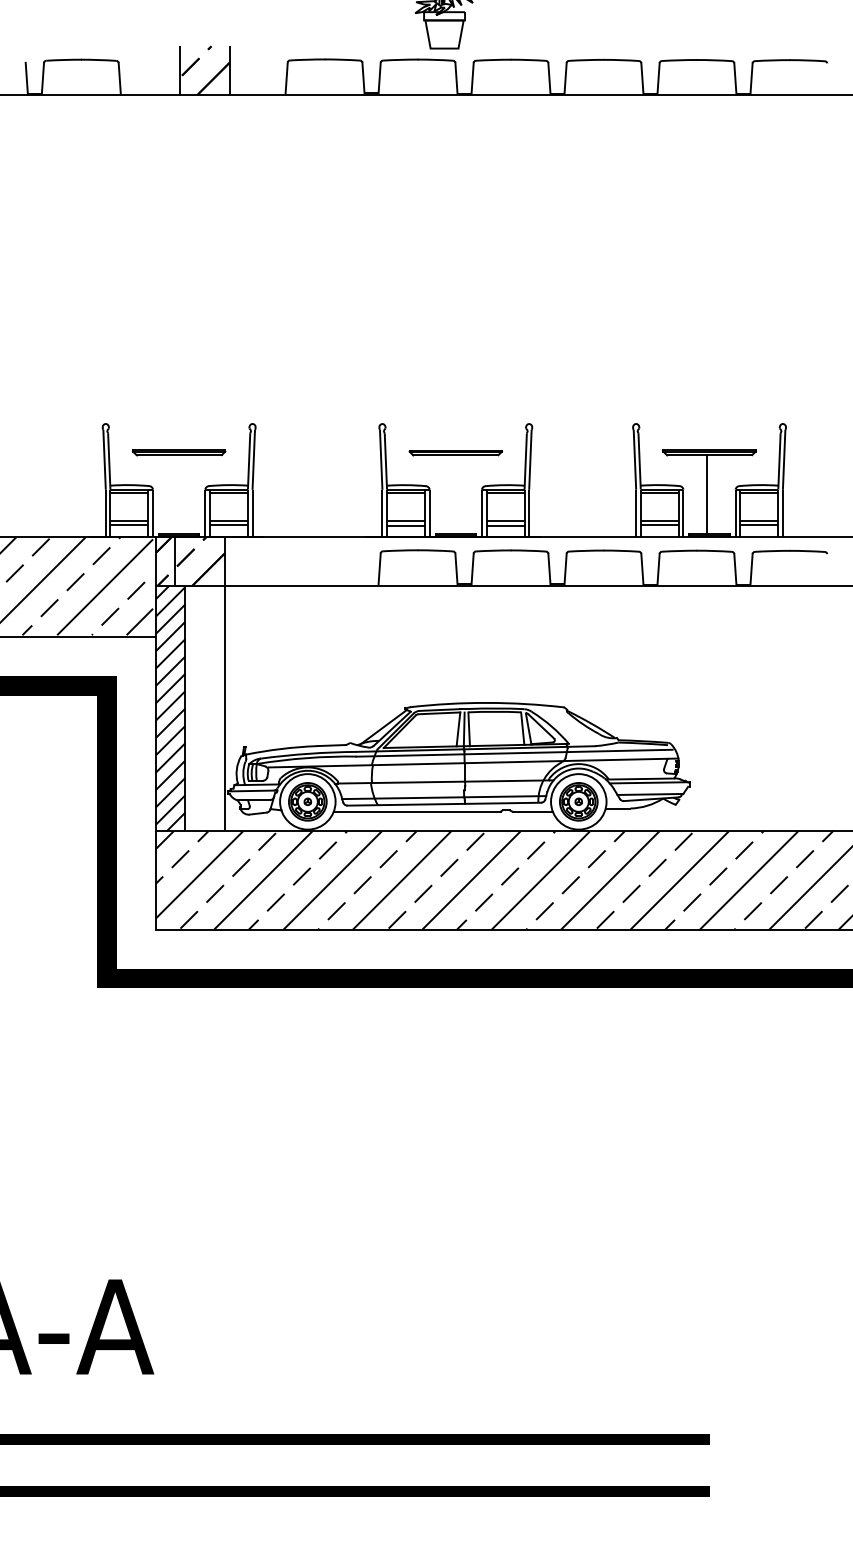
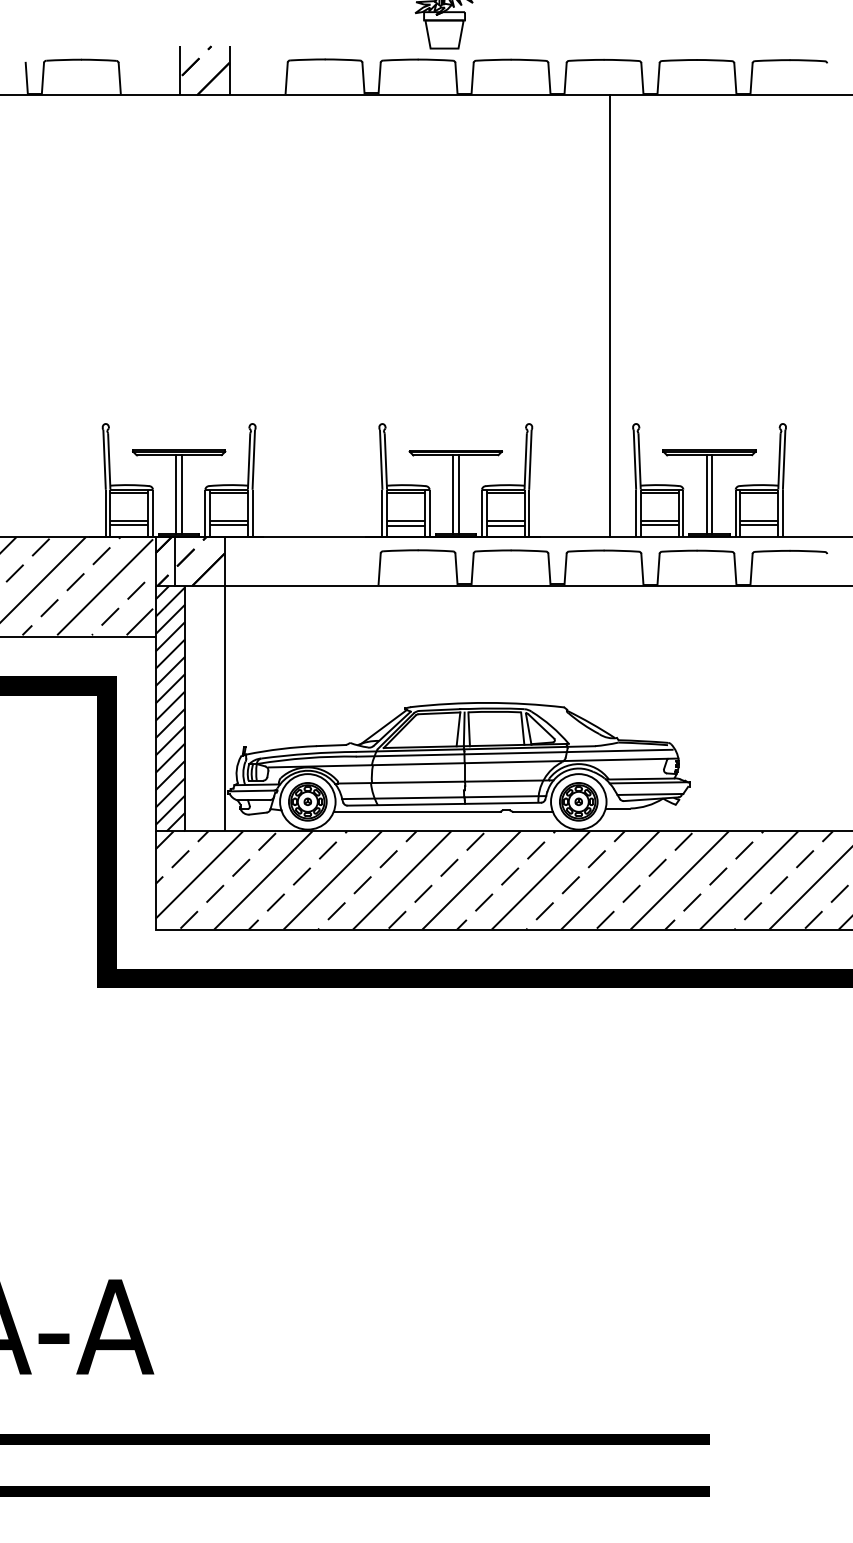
line: none -> present (609, 315)
line: none -> present (176, 494)
line: none -> present (182, 494)
line: none -> present (452, 494)
line: none -> present (458, 494)
line: none -> present (712, 494)
